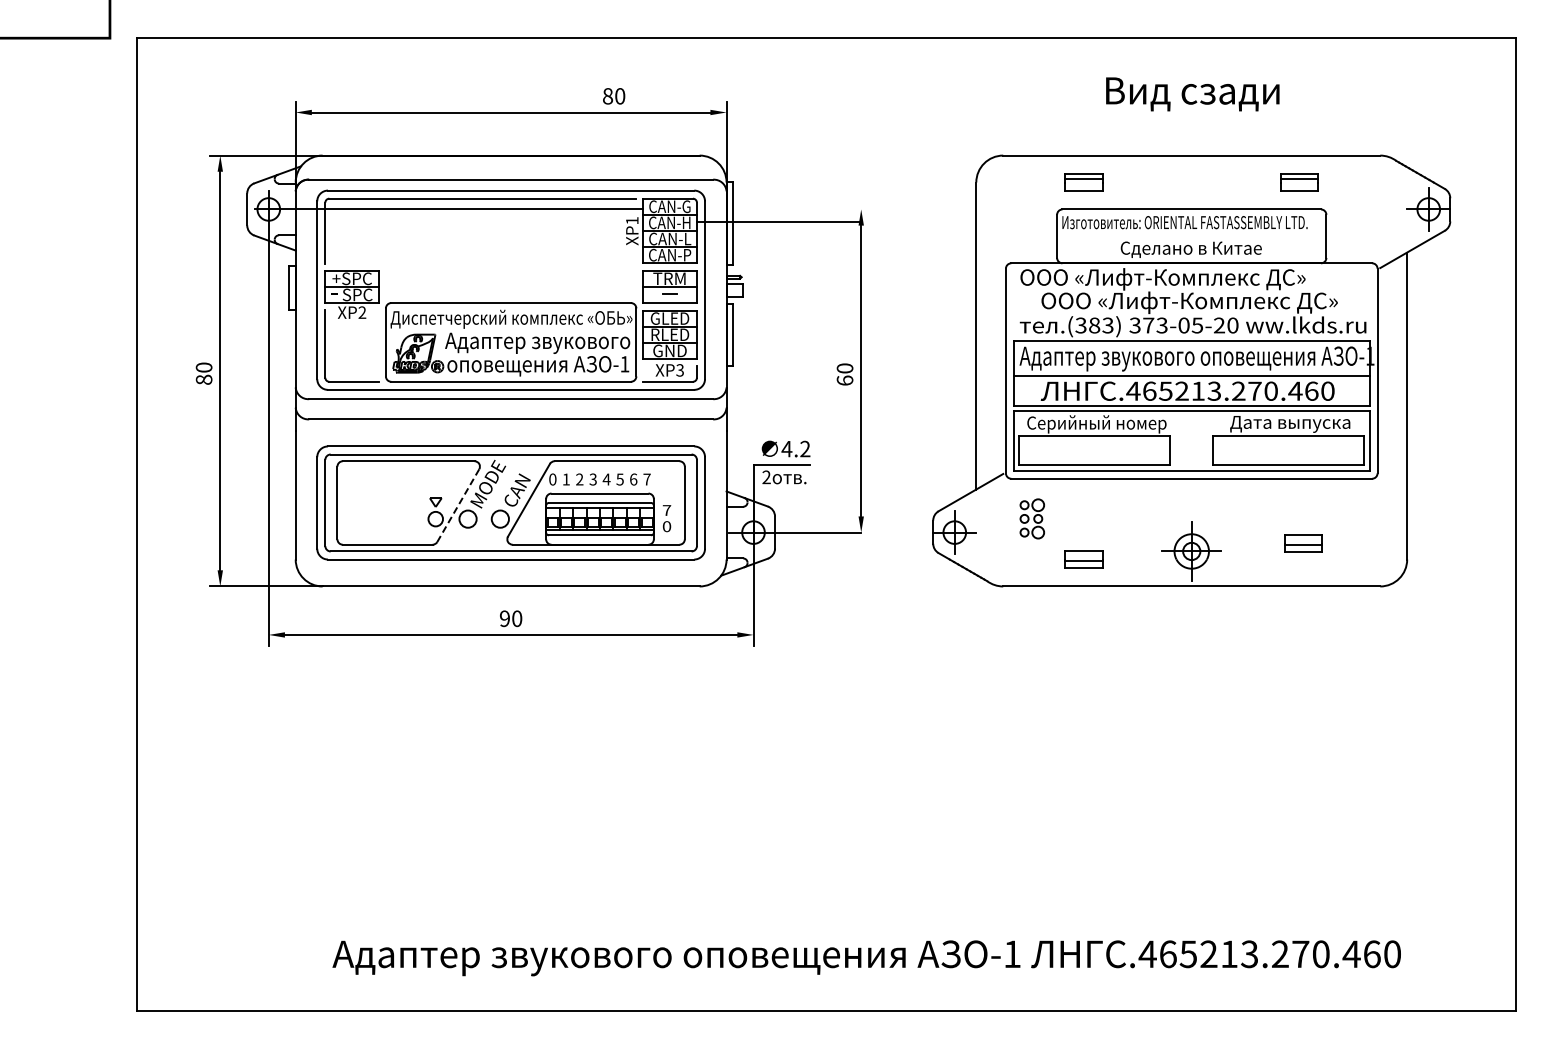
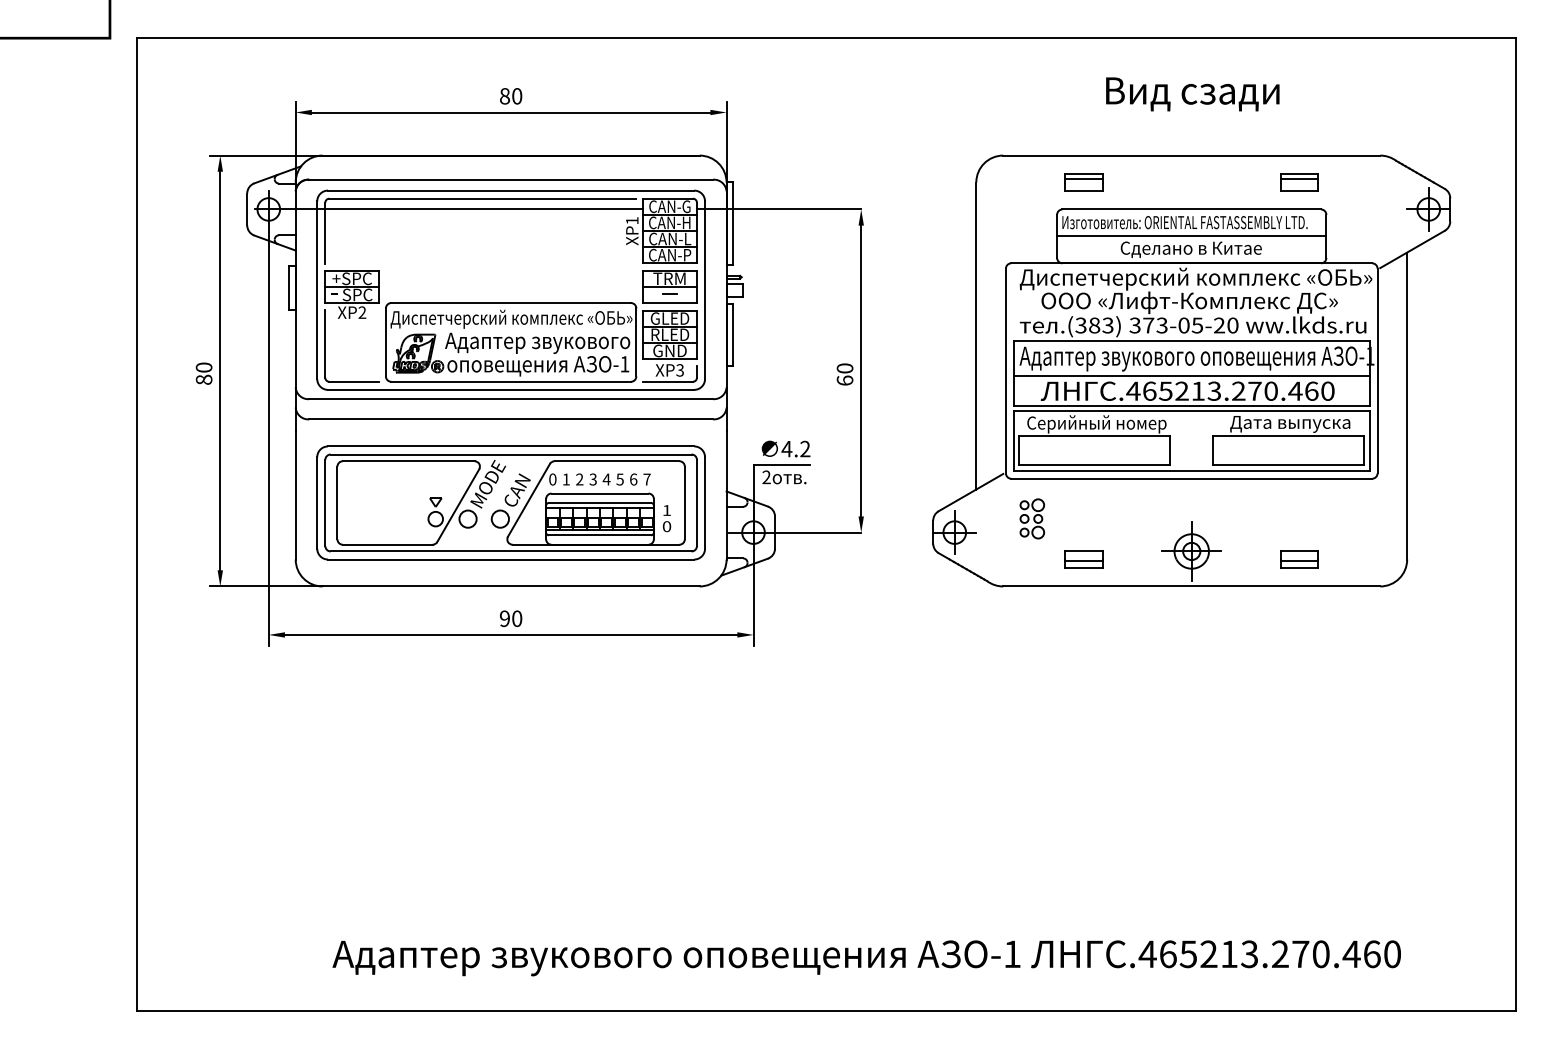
text position: (614, 96) -> (511, 96) (511, 96)
line position: (778, 222) -> (778, 209) (778, 209)
line: none -> present (1191, 236)
text: ООО «Лифт-Комплекс ДС» -> Диспетчерский комплекс «ОБЬ» (1195, 278)
line: dashed -> solid (458, 505)
text: 7 -> 1 (666, 510)
part position: (1303, 543) -> (1299, 559) (1299, 559)
